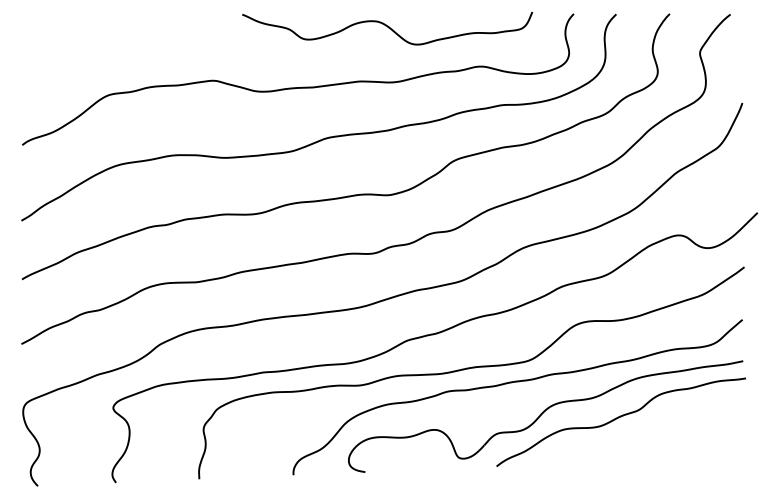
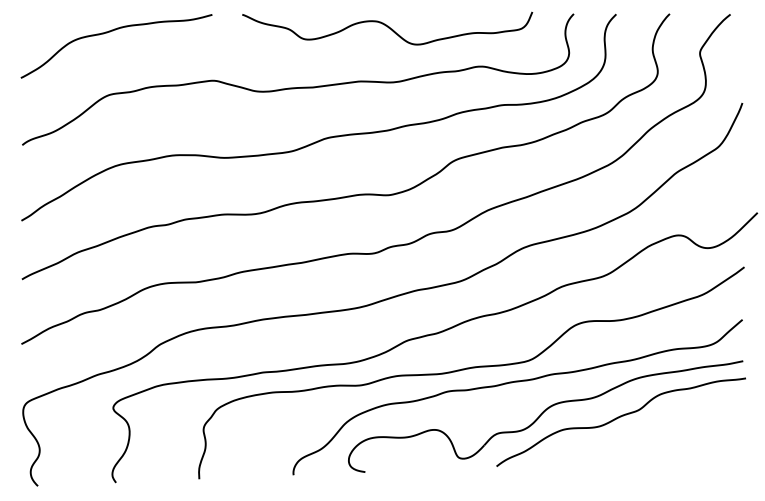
curve: none -> present (110, 32)
